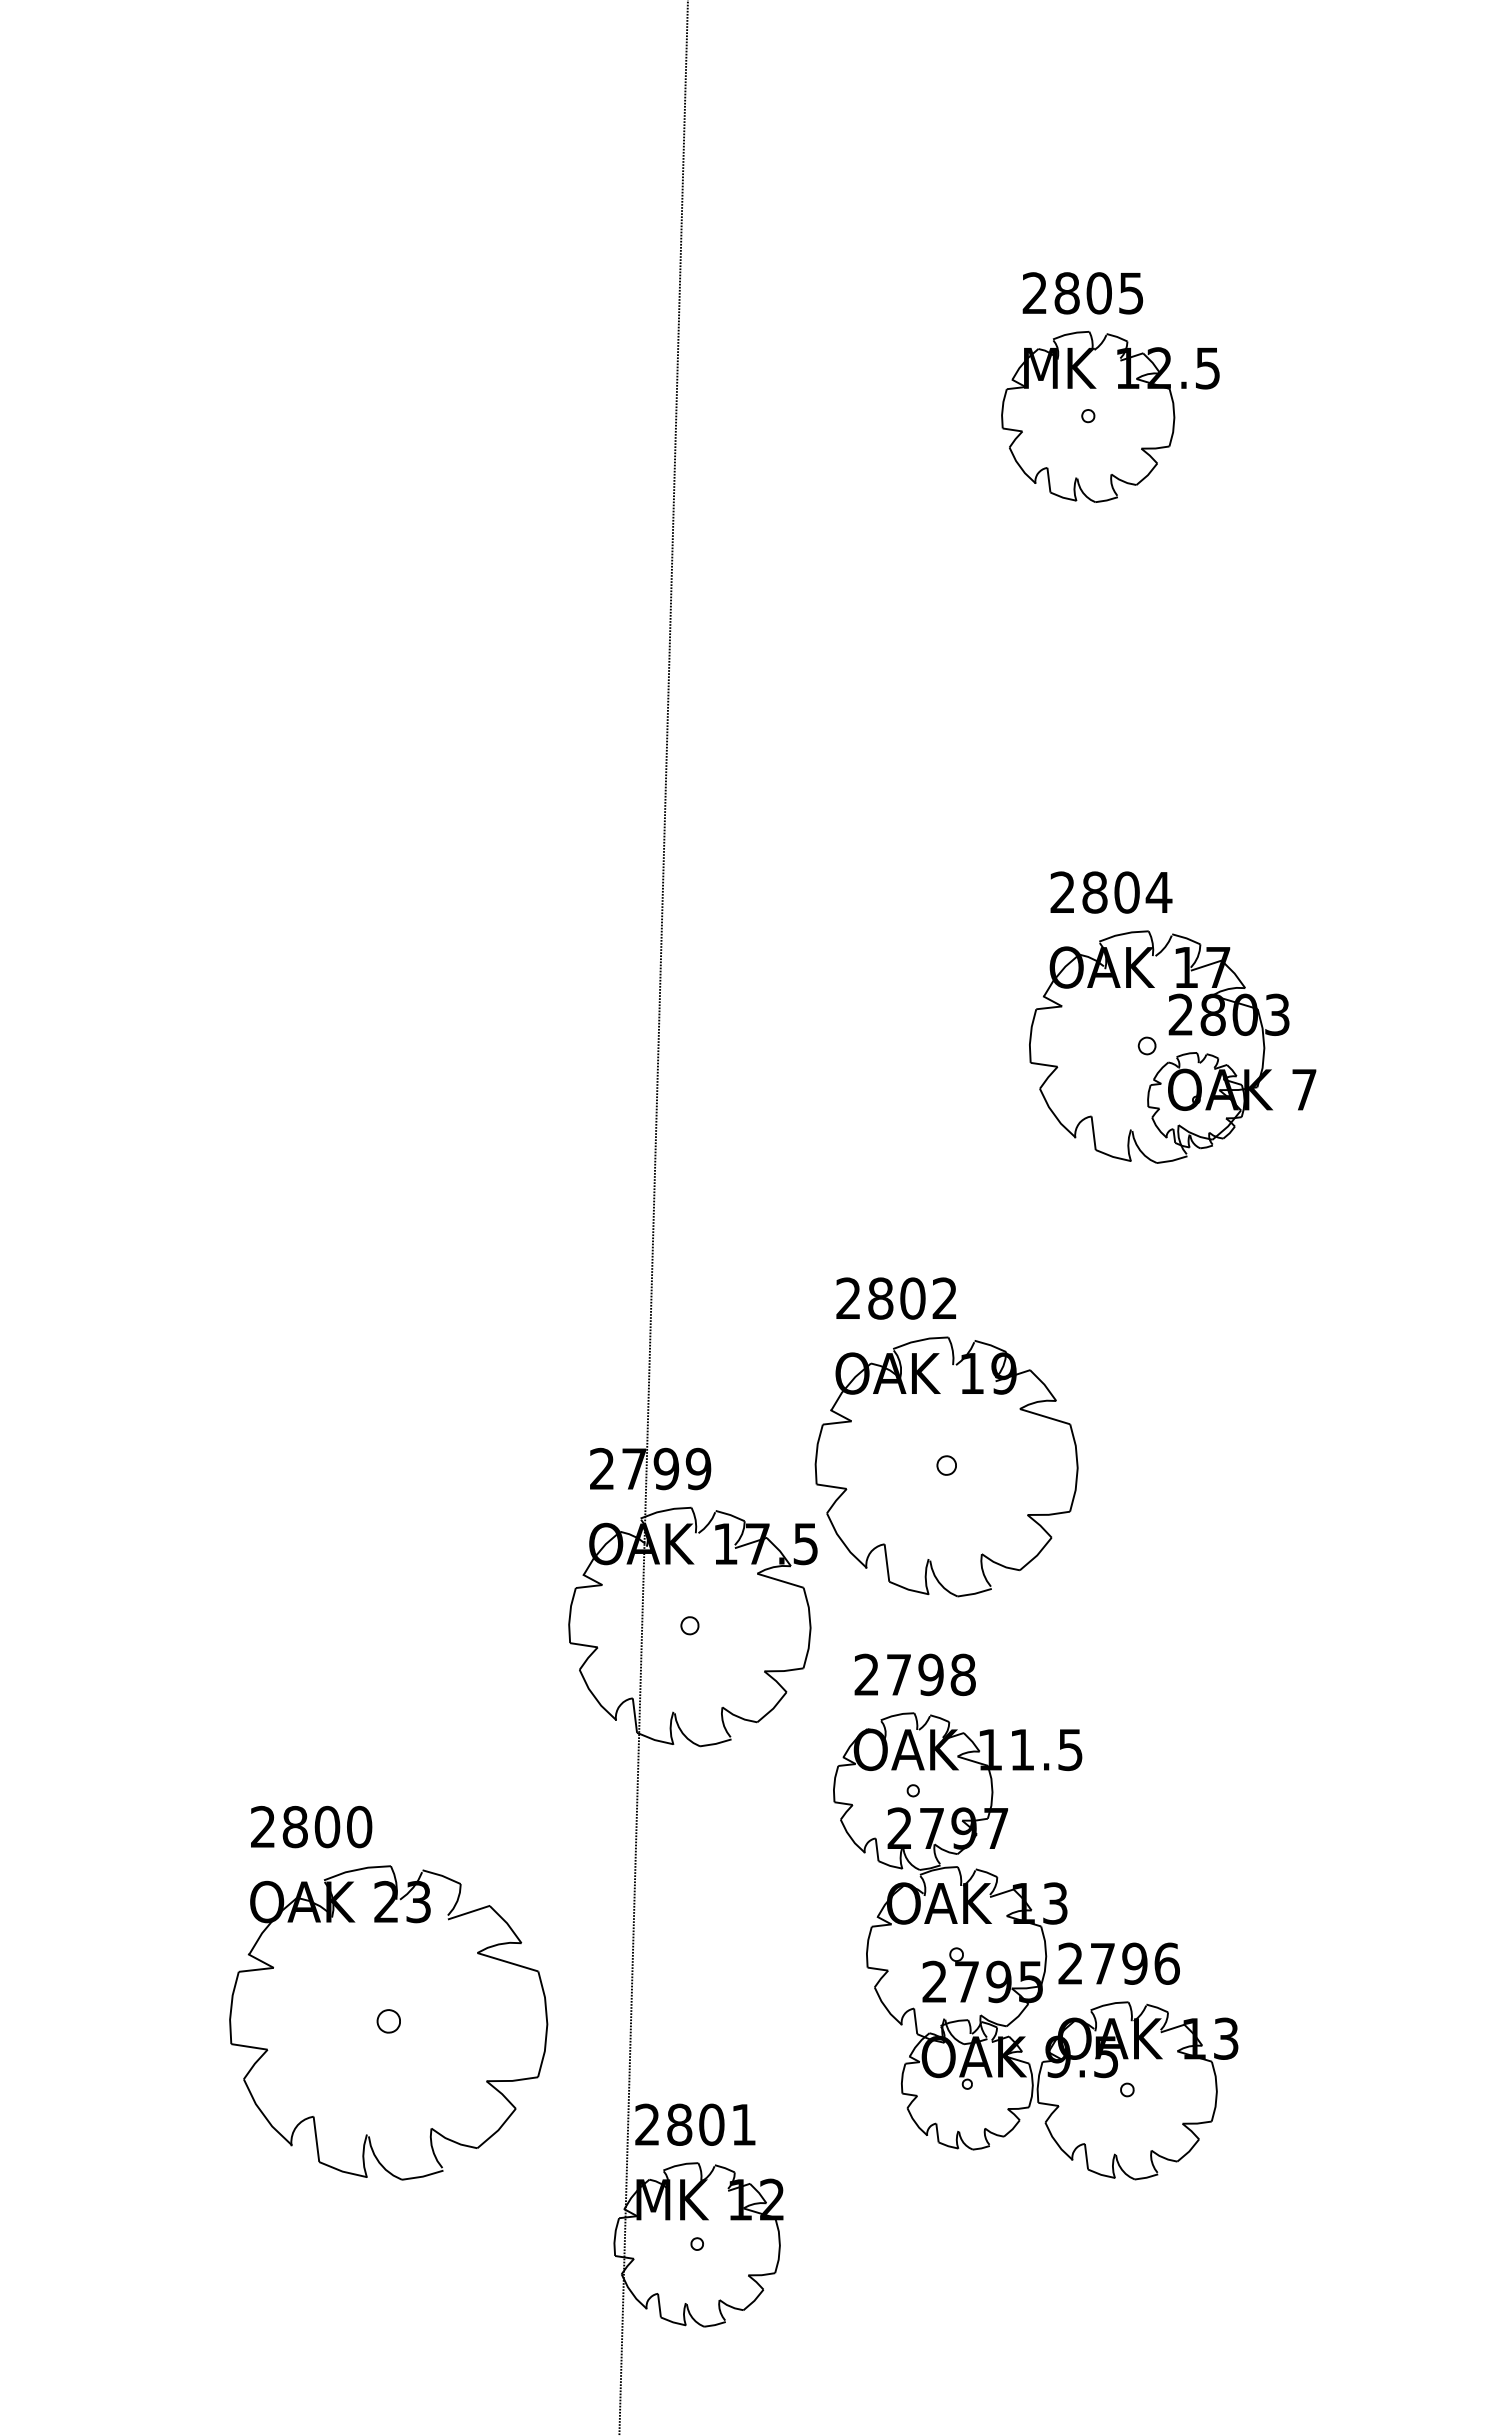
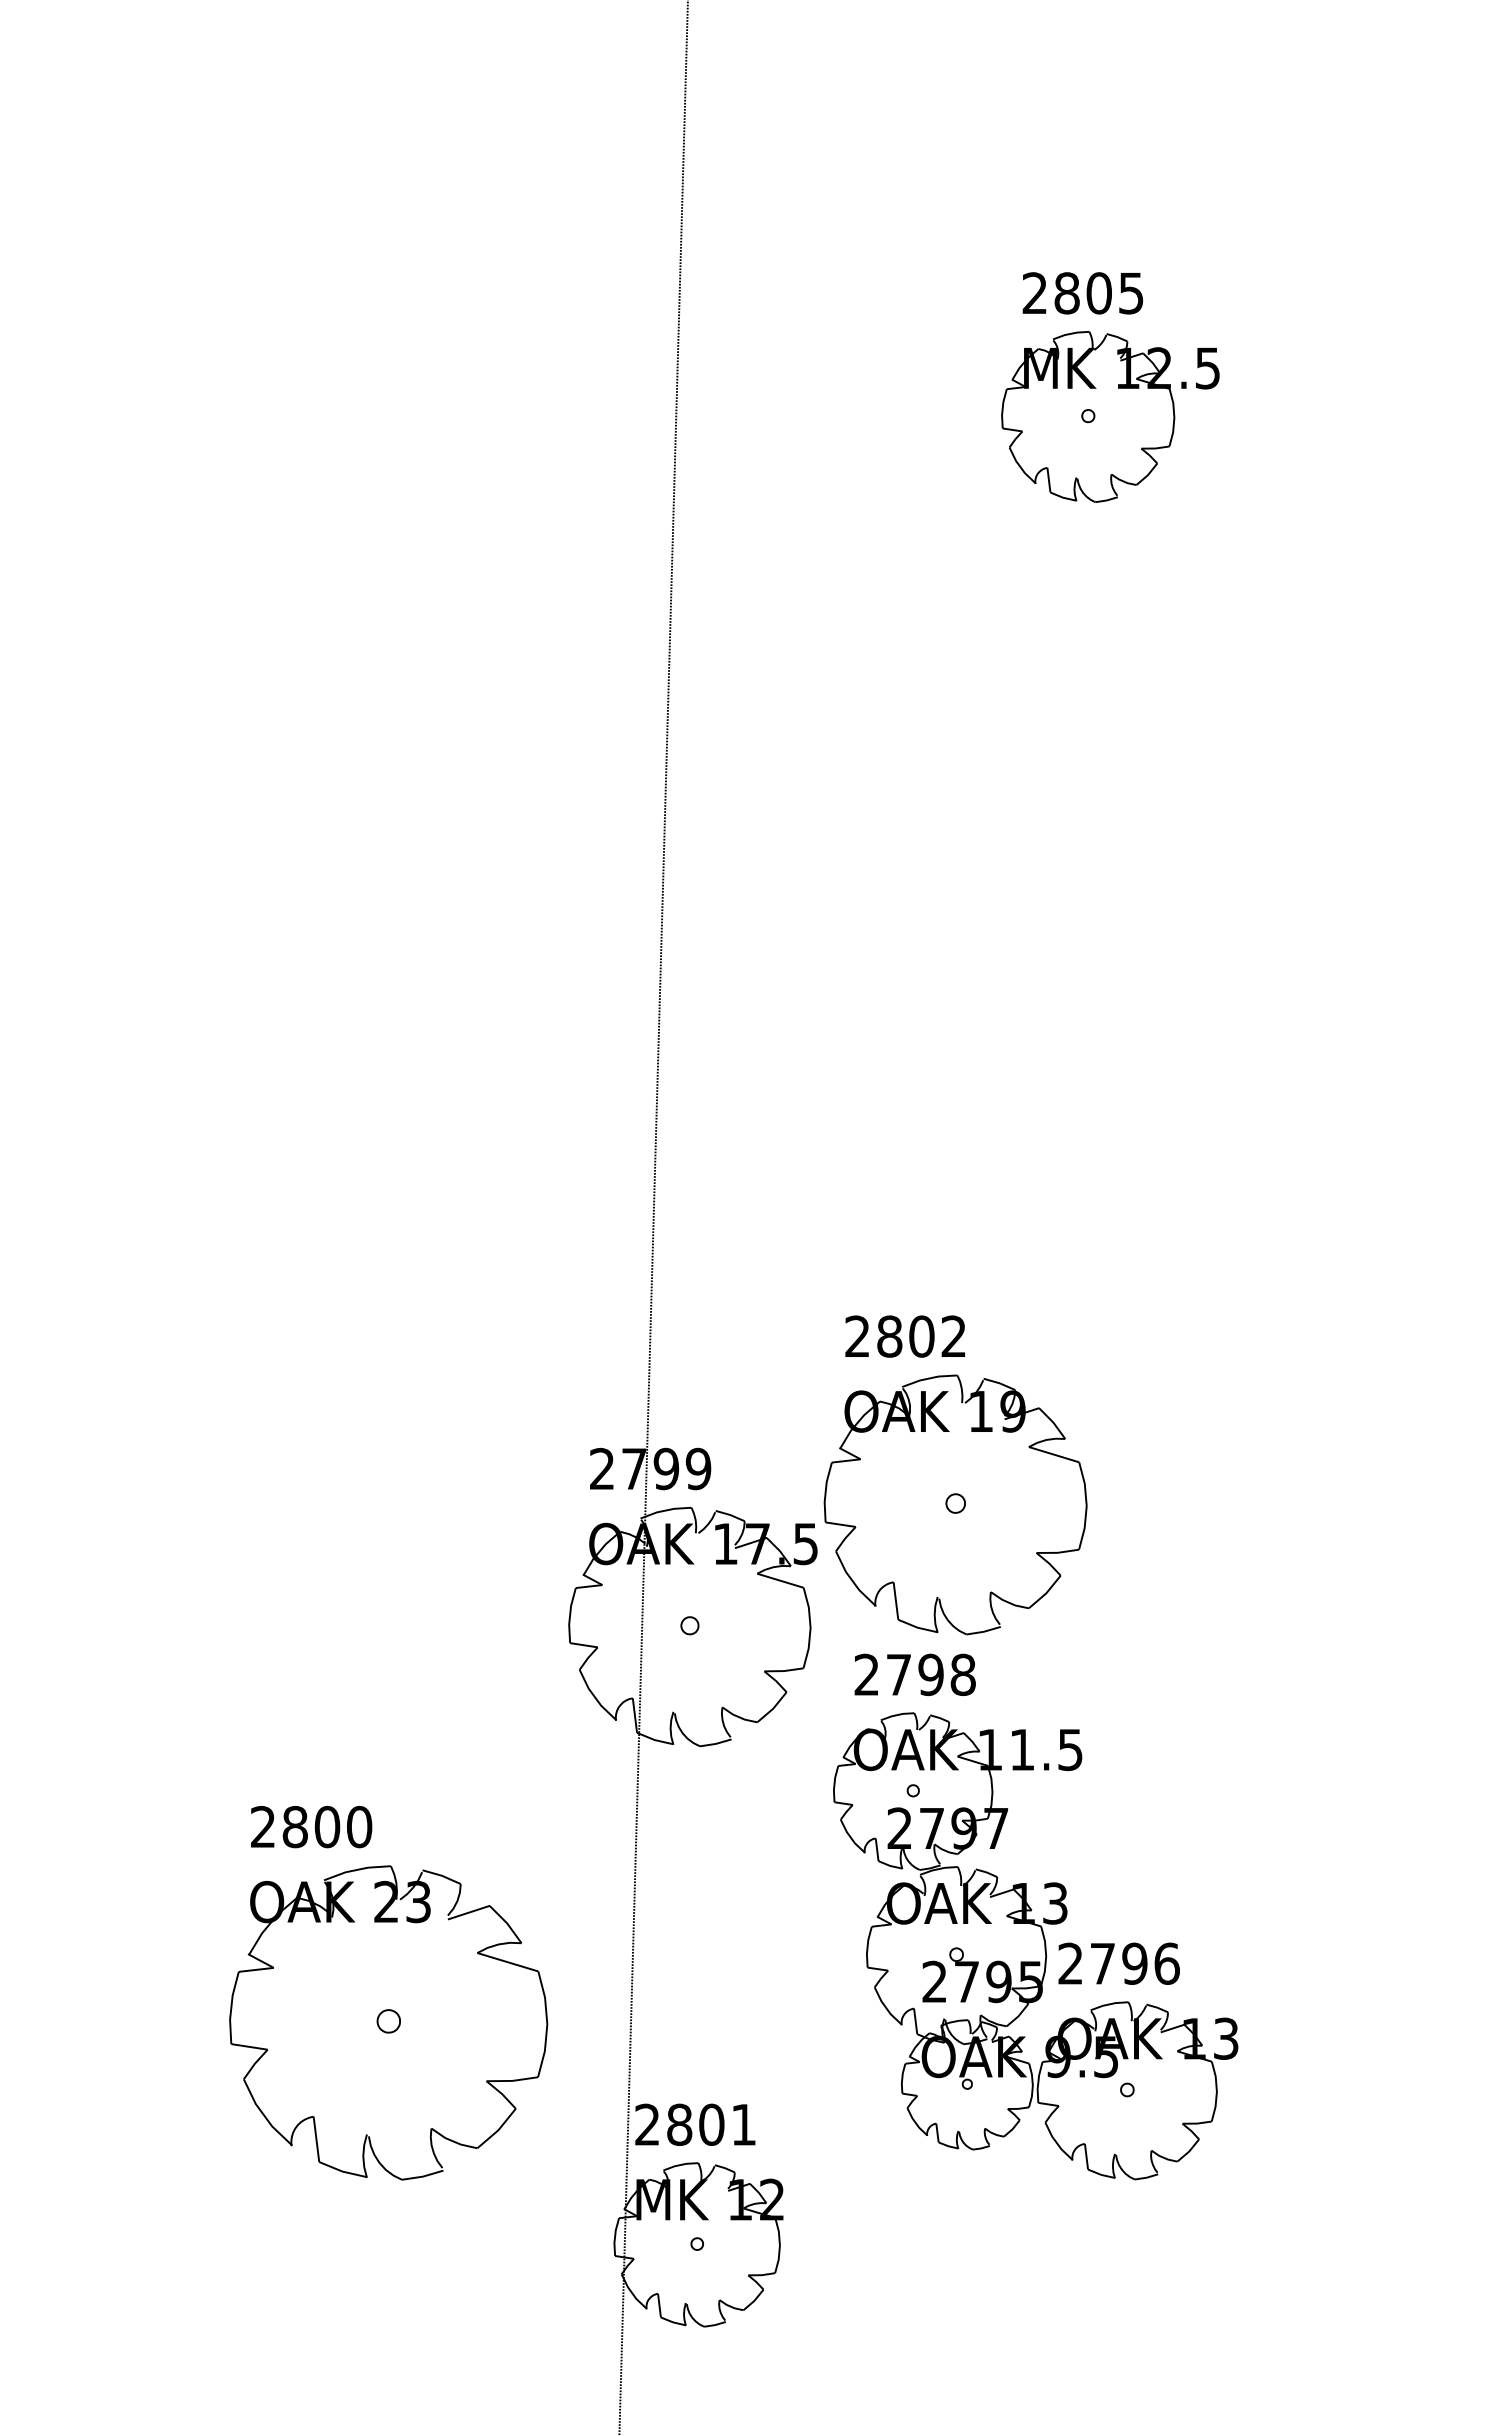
part: present -> none (1172, 1017)
part position: (946, 1455) -> (955, 1493) (955, 1493)
